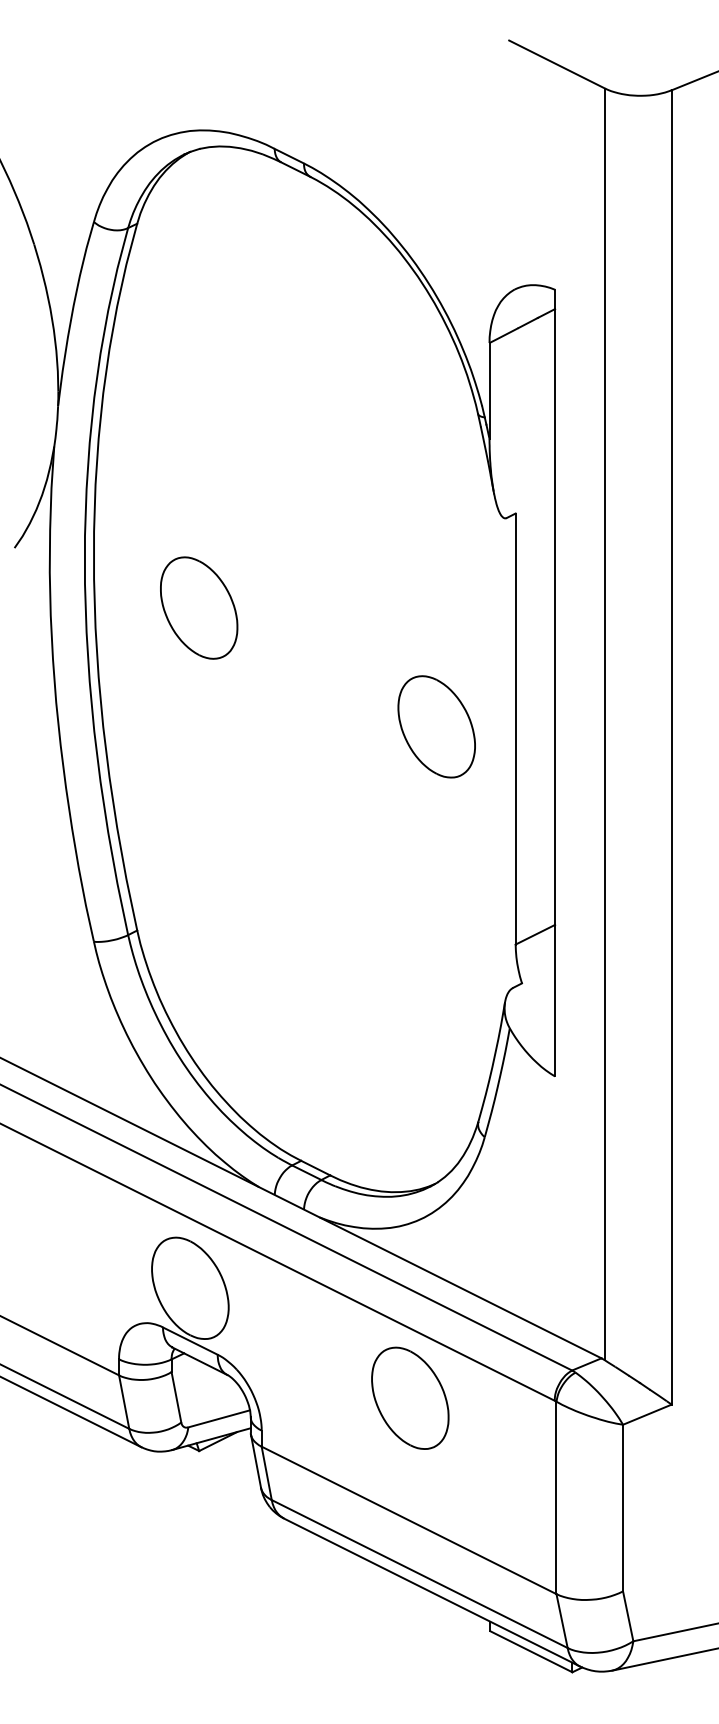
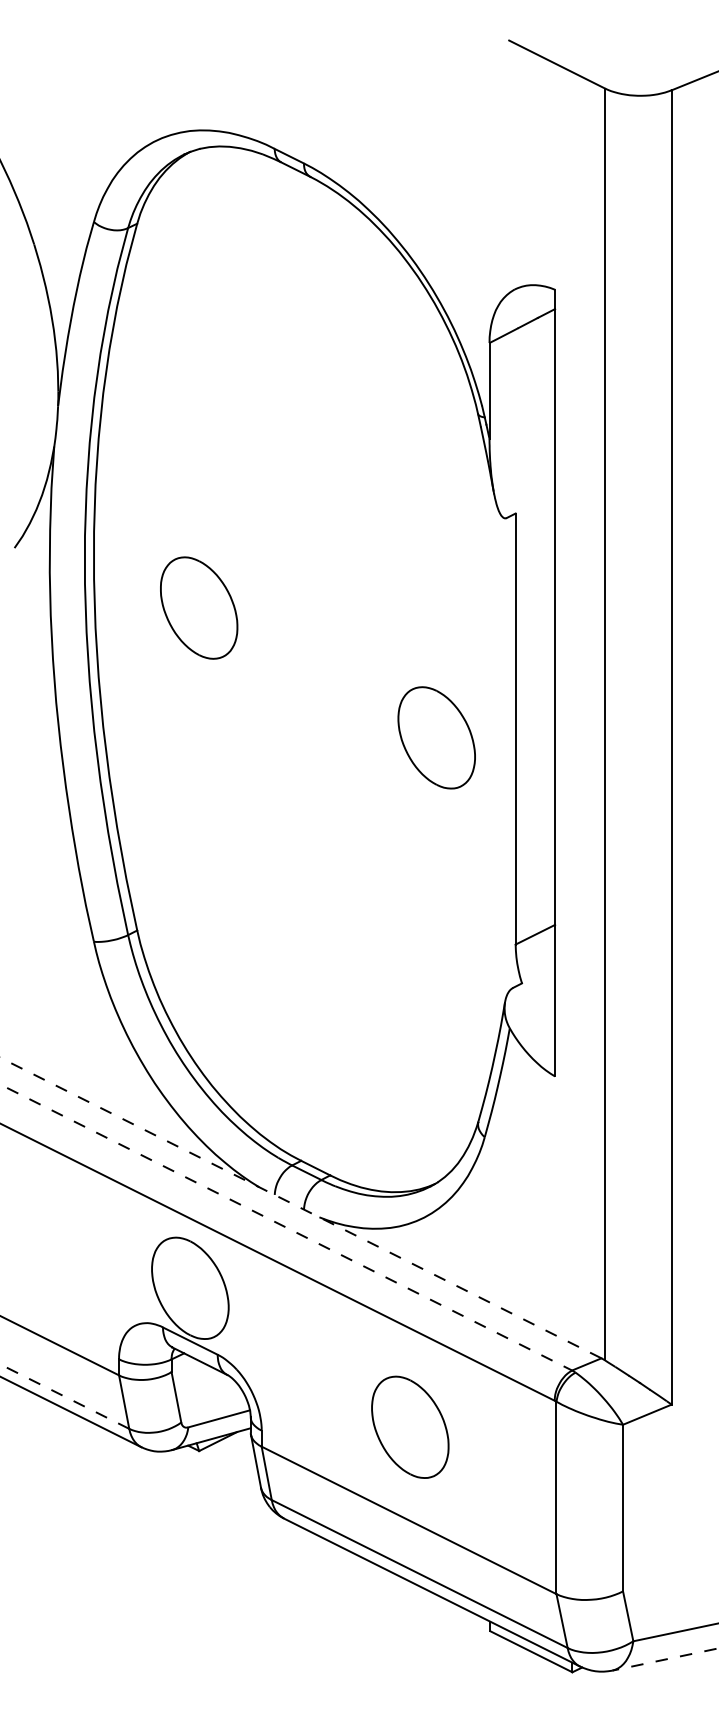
part position: (436, 726) -> (436, 737) (436, 737)
line: solid -> dashed (301, 1208)
line: solid -> dashed (286, 1227)
line: solid -> dashed (64, 1396)
part position: (410, 1397) -> (410, 1426) (410, 1426)
line: solid -> dashed (665, 1659)
